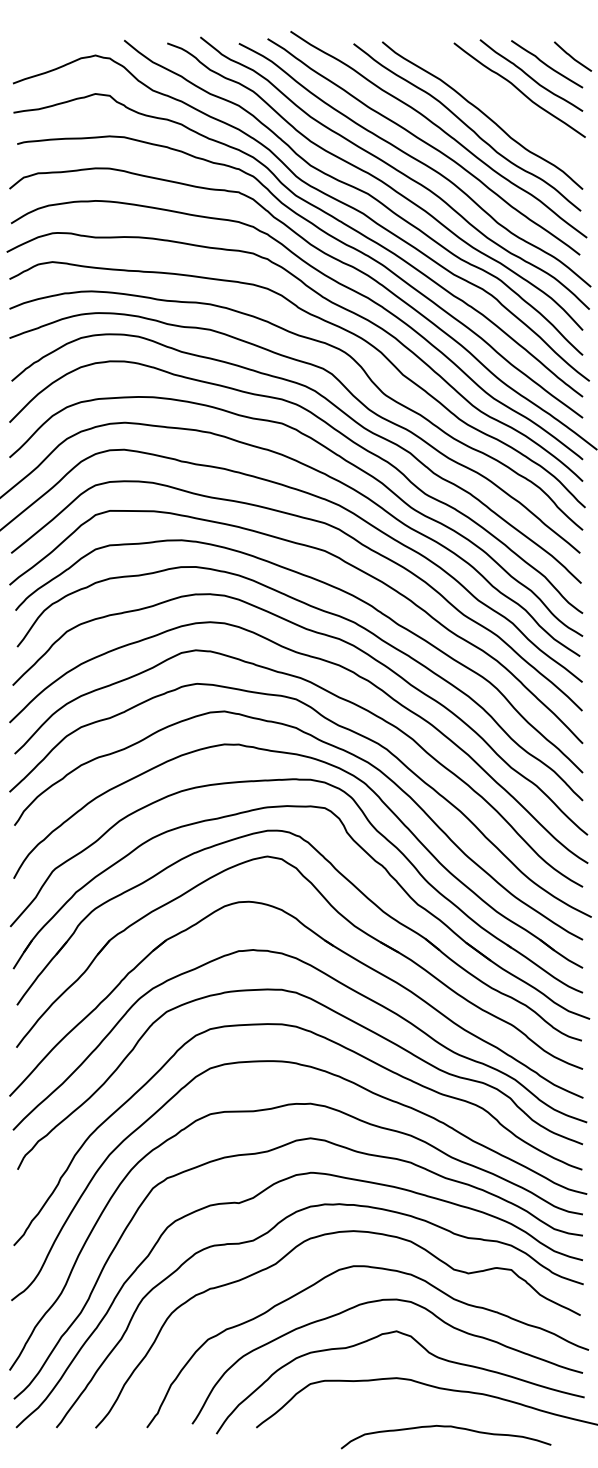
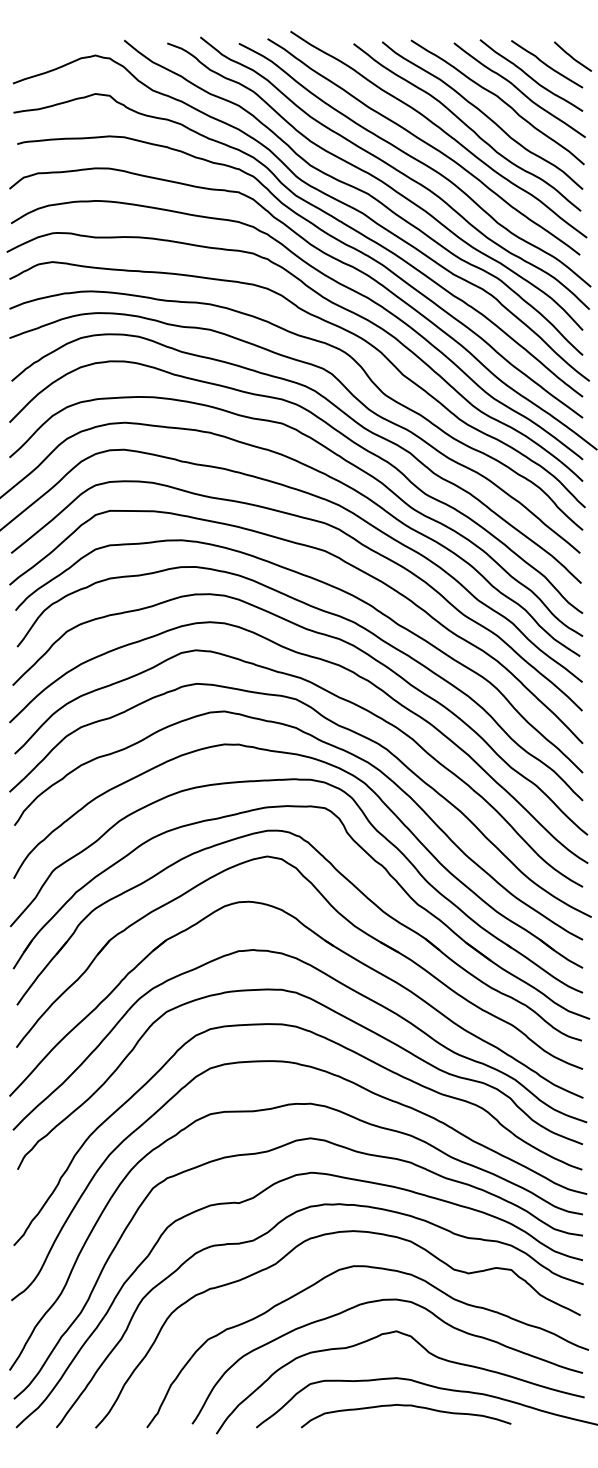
curve: none -> present (499, 99)
curve position: (445, 1427) -> (405, 1406) (405, 1406)
